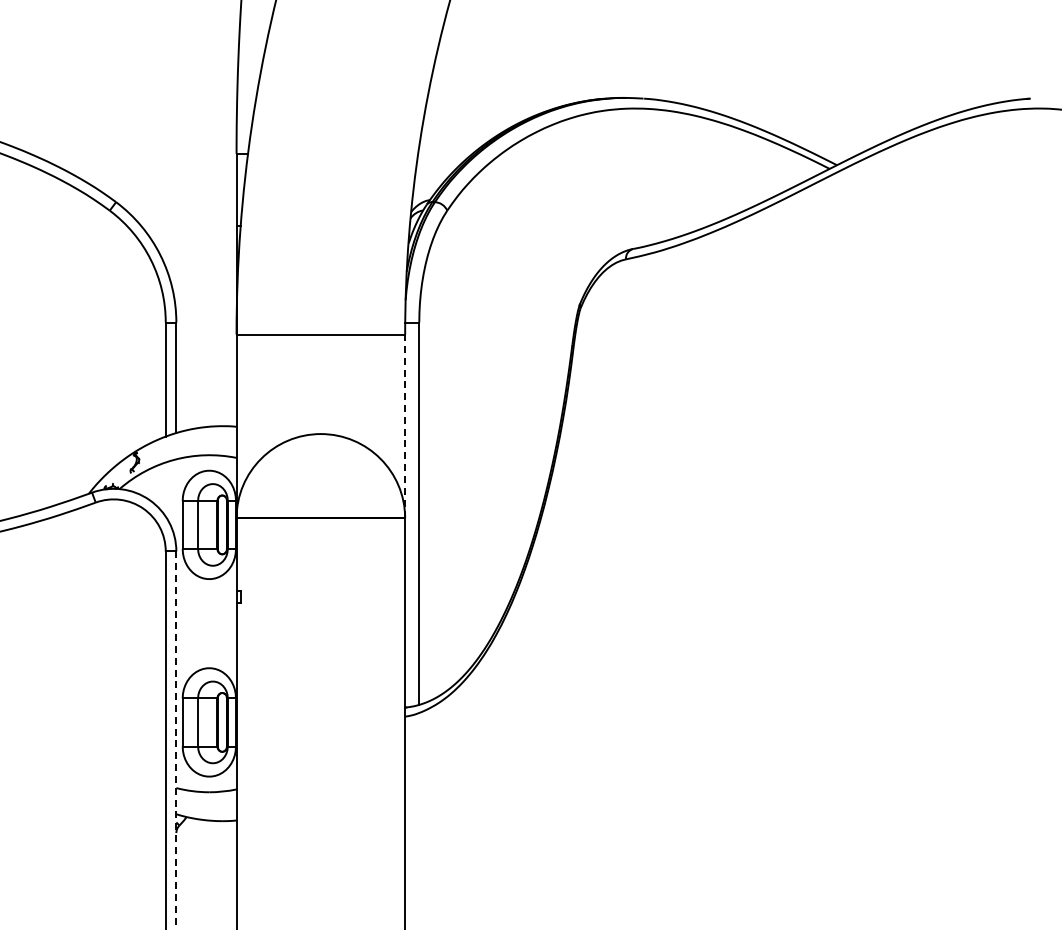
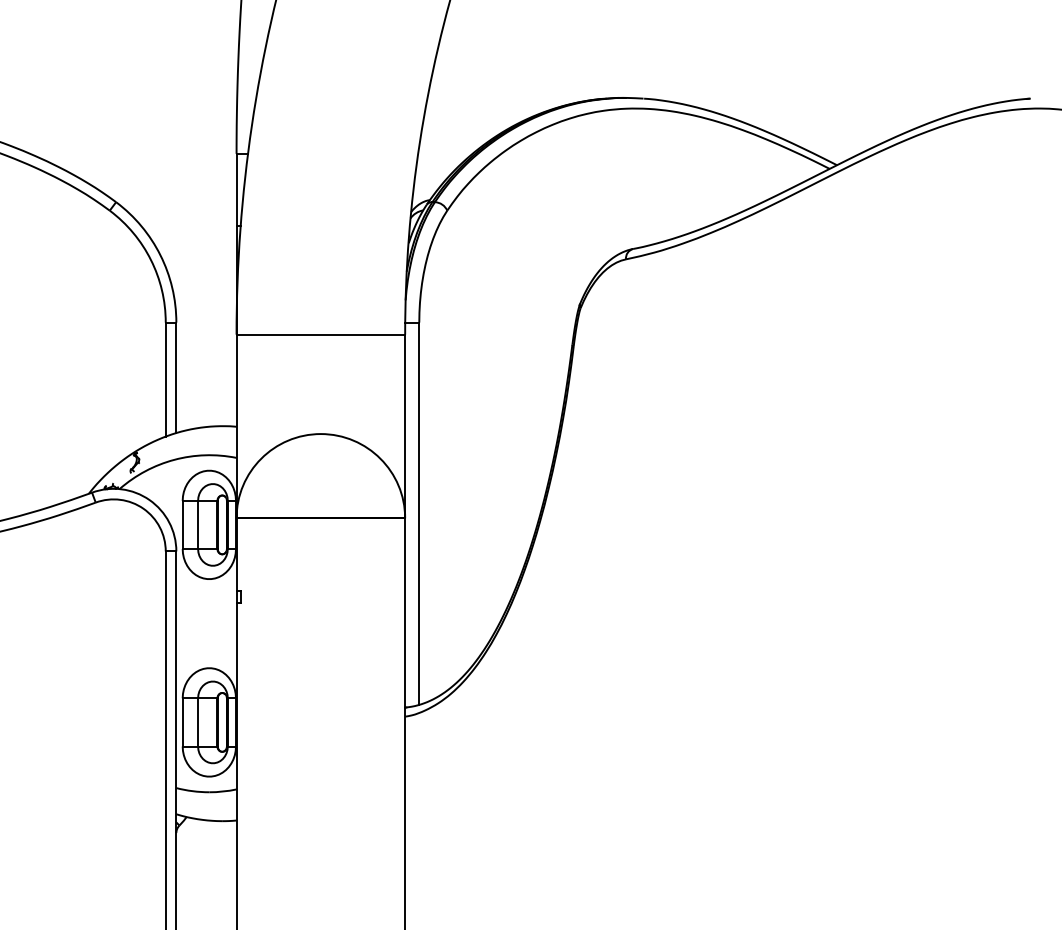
line: dashed -> solid (405, 426)
line: dashed -> solid (176, 740)
